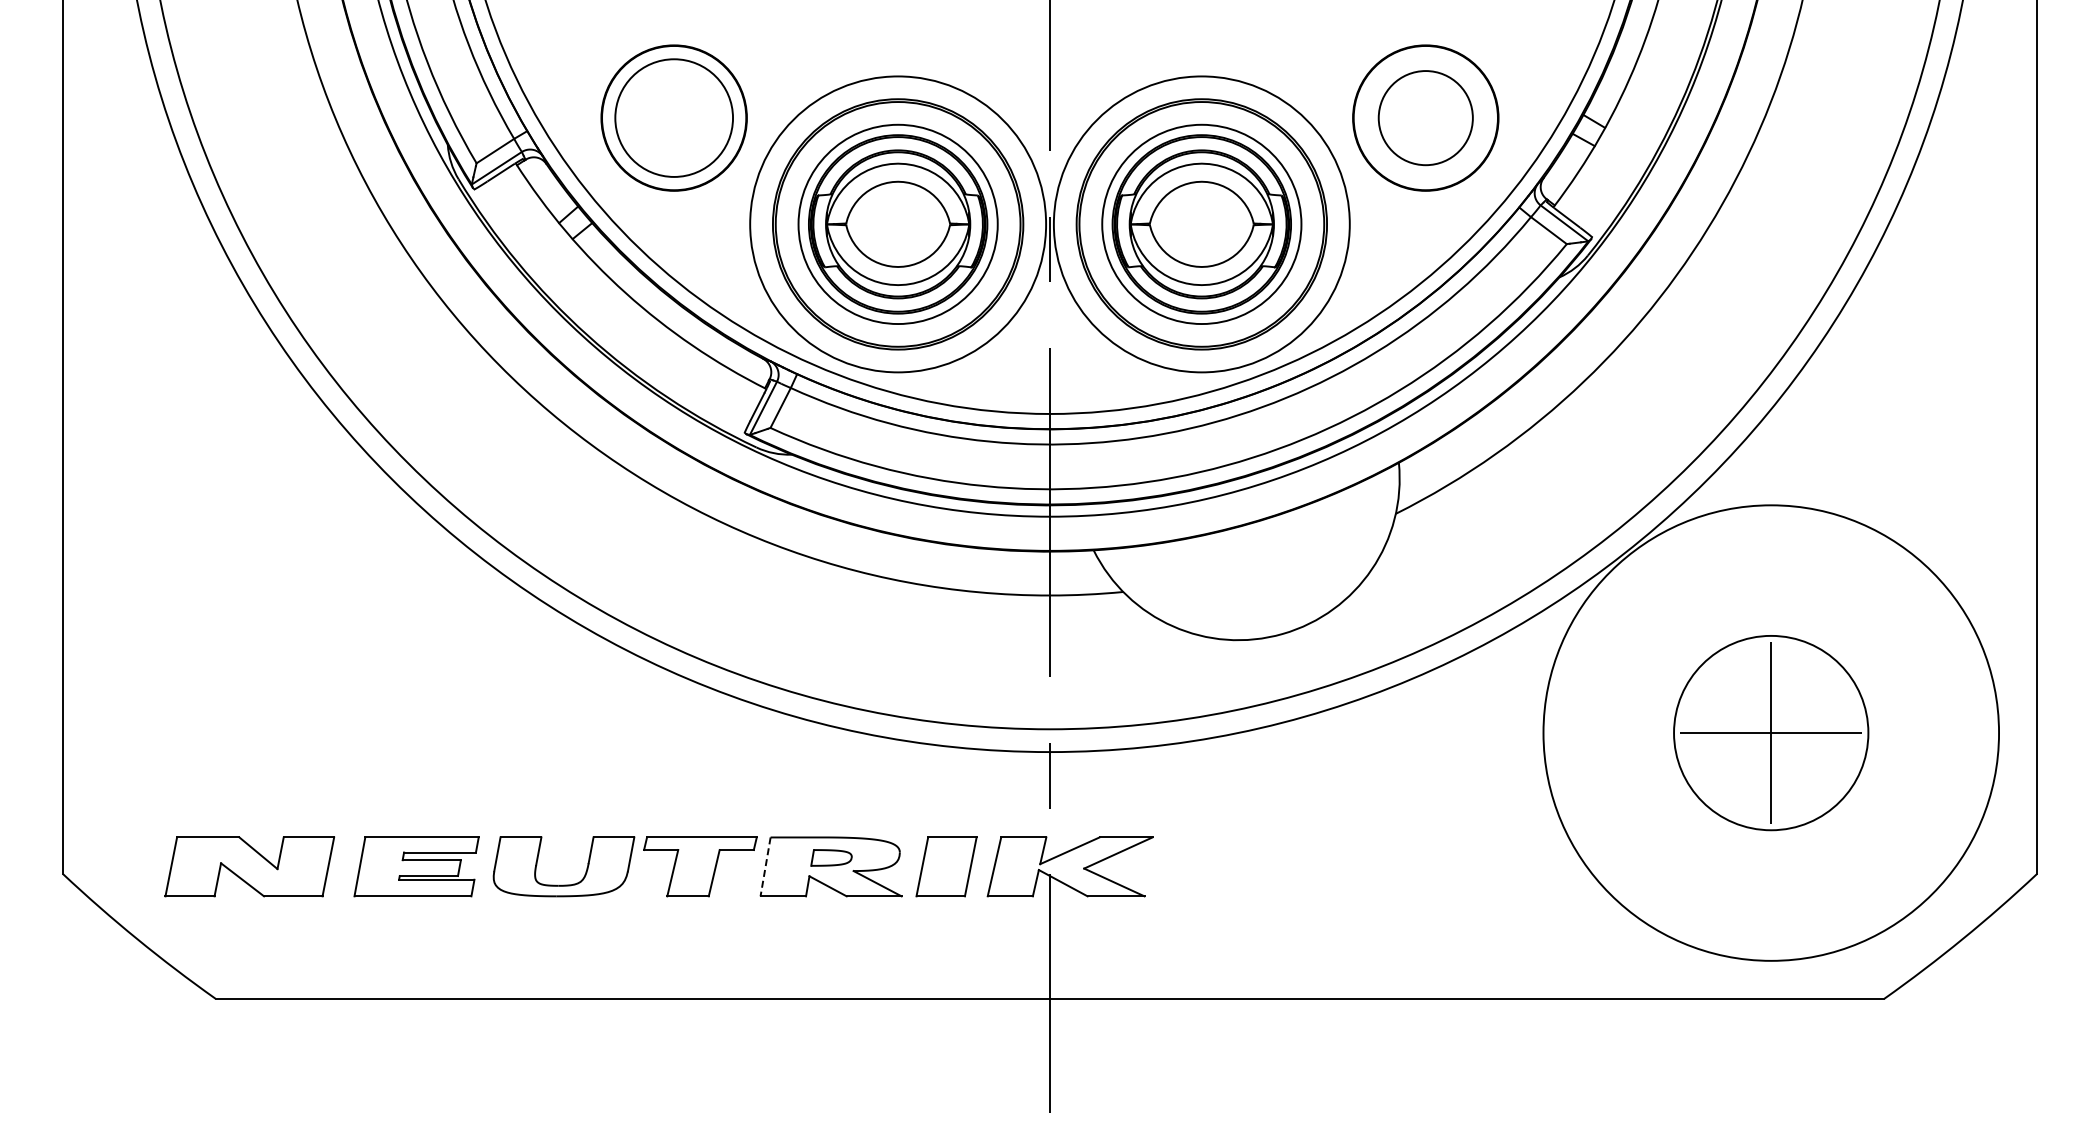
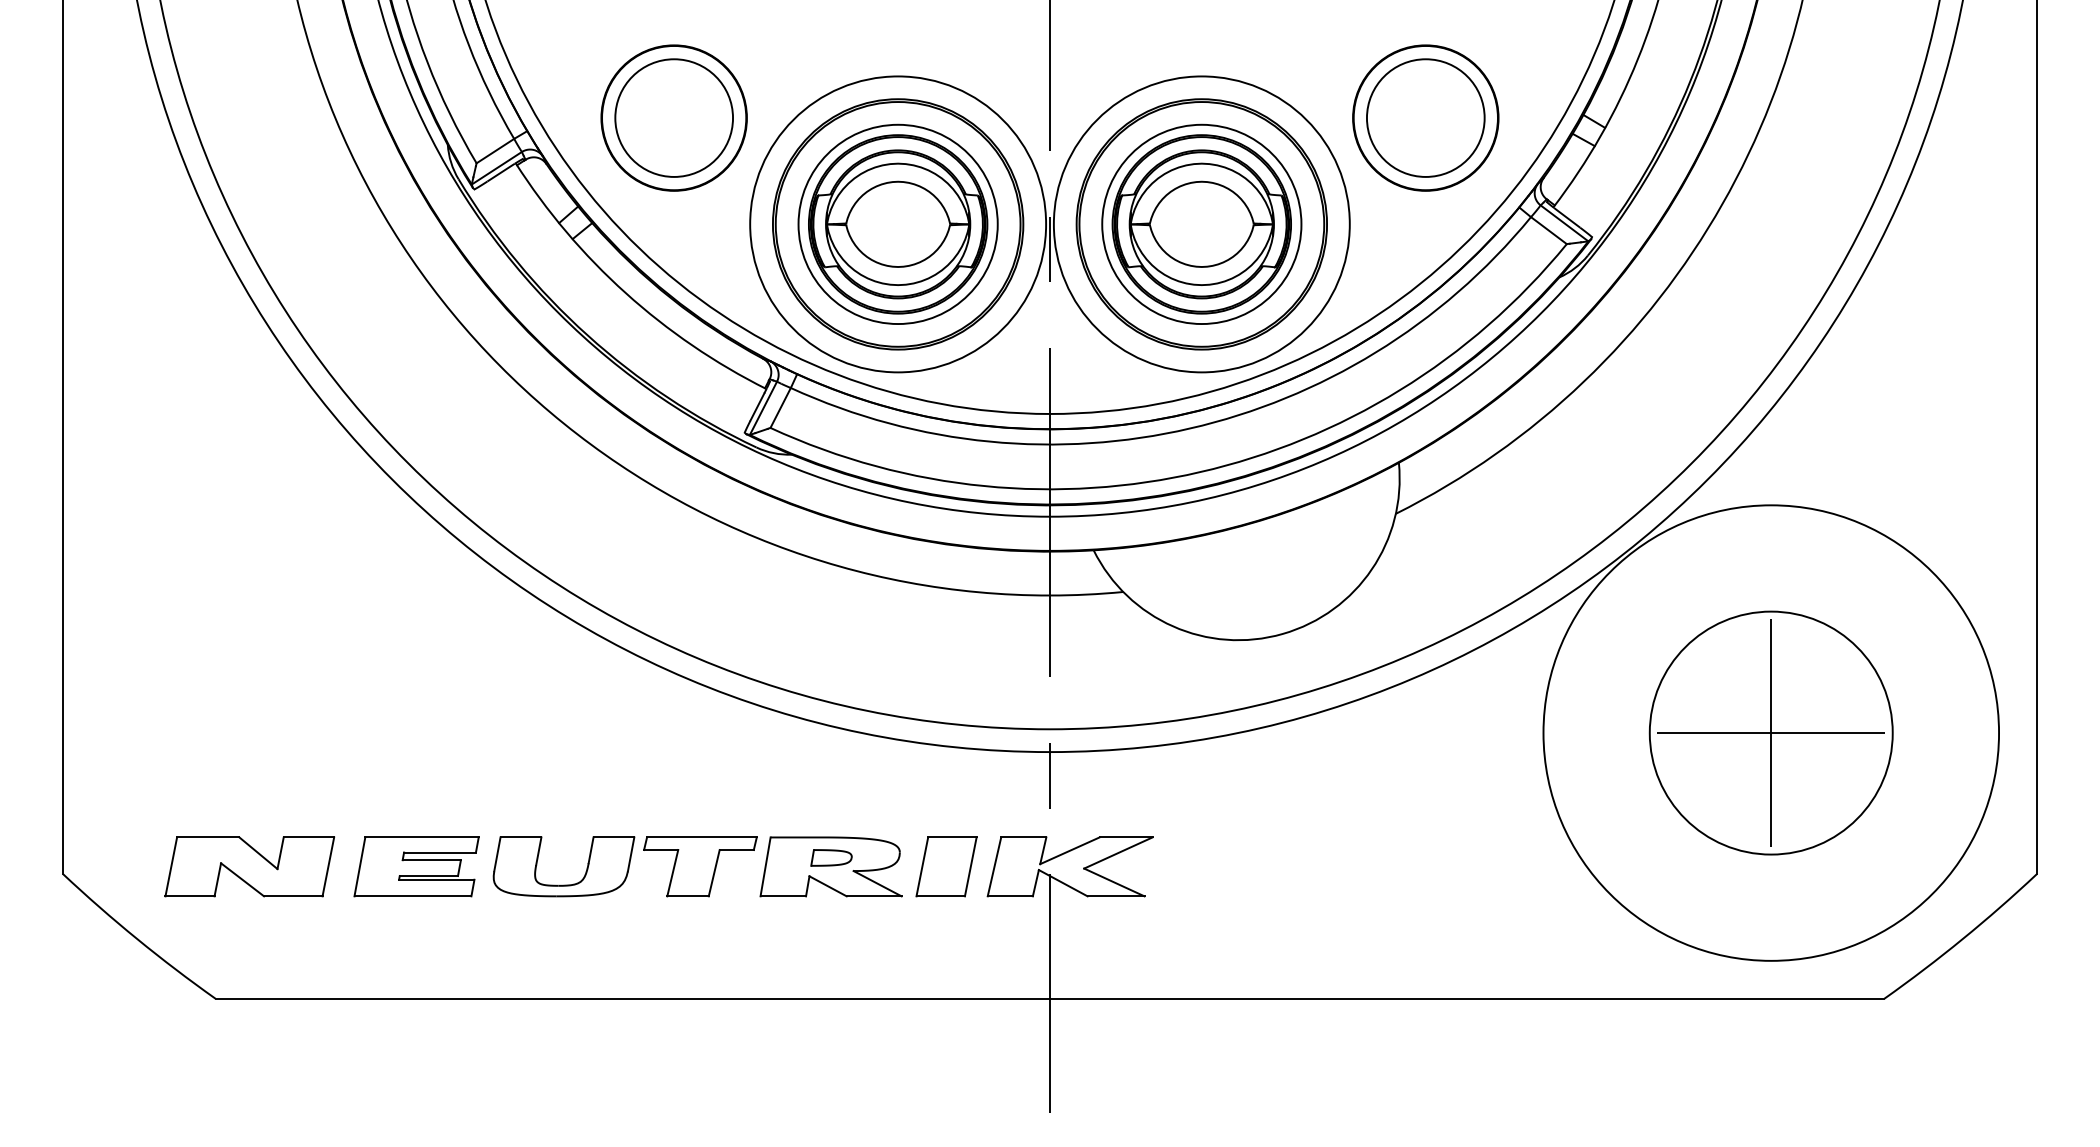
circle diameter: 94 px -> 118 px (1425, 117)
part size: 197x197 px -> 246x246 px (1770, 732)
line: dashed -> solid (765, 866)
